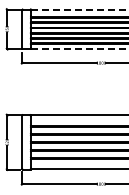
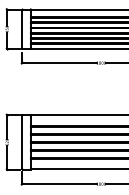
line: dashed -> solid (79, 9)
line: dashed -> solid (79, 48)
